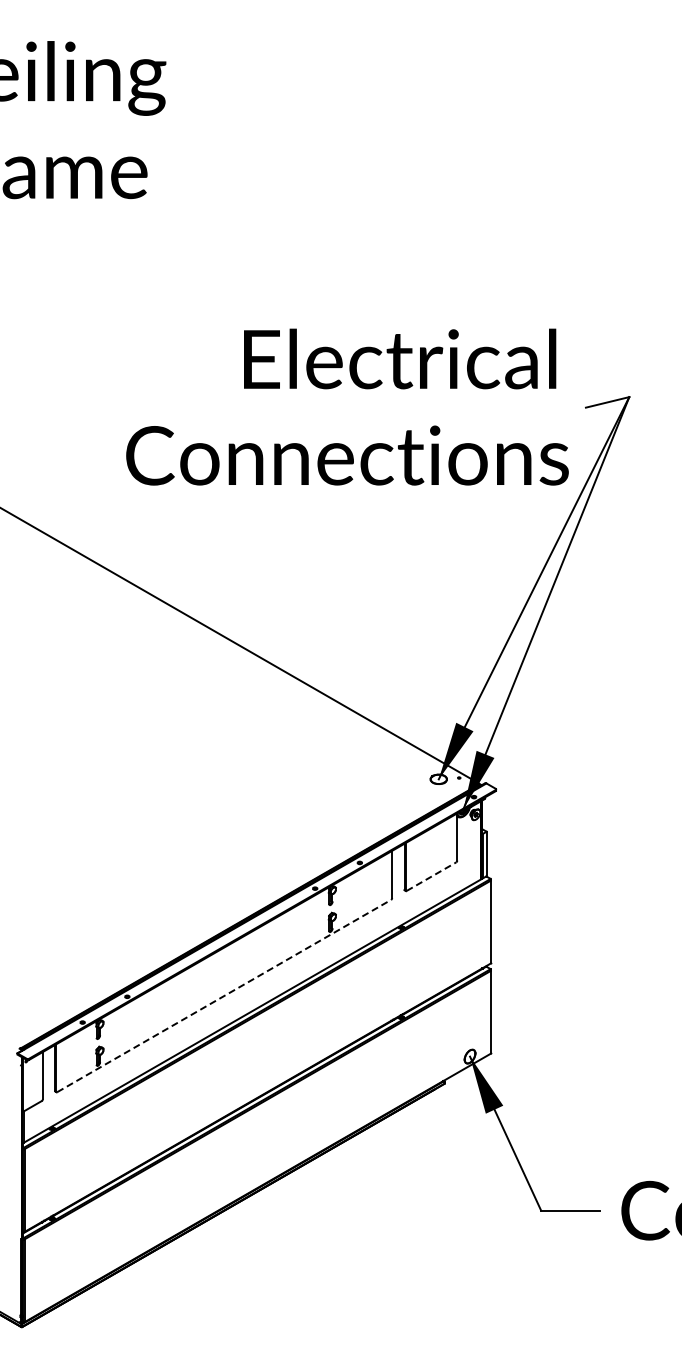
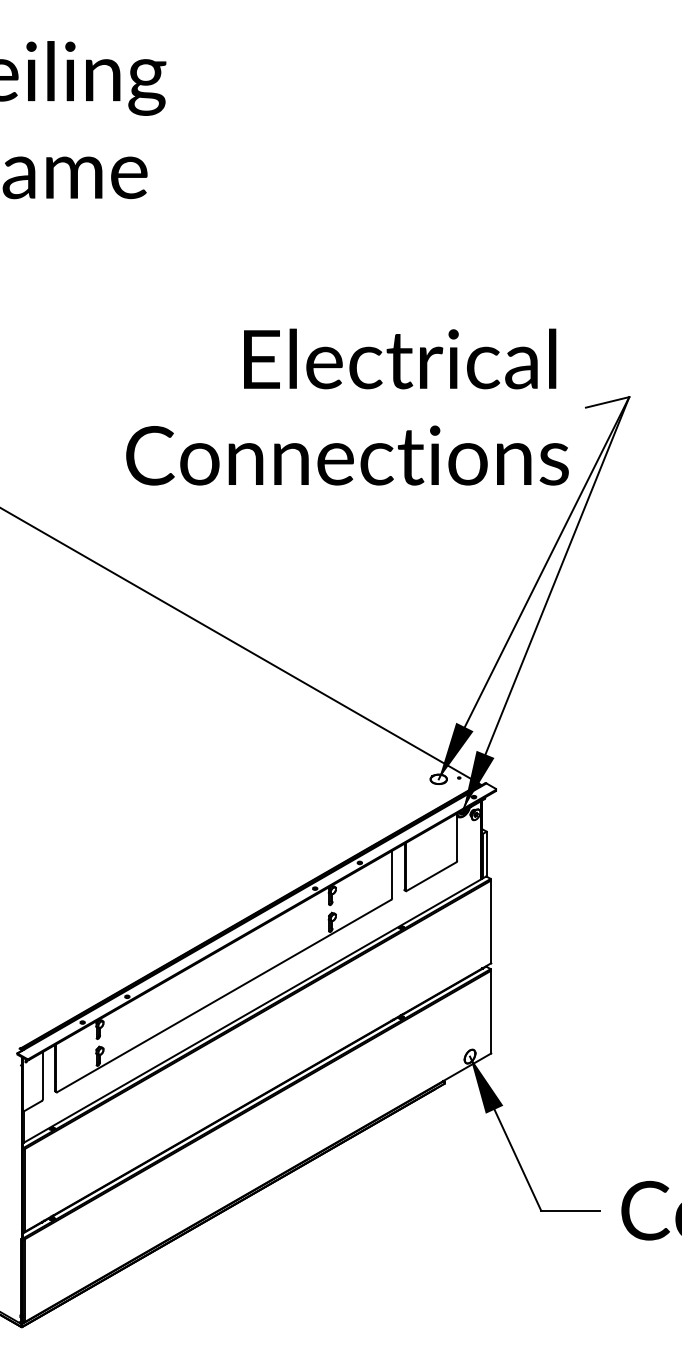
line: dashed -> solid (431, 876)
line: dashed -> solid (224, 996)
